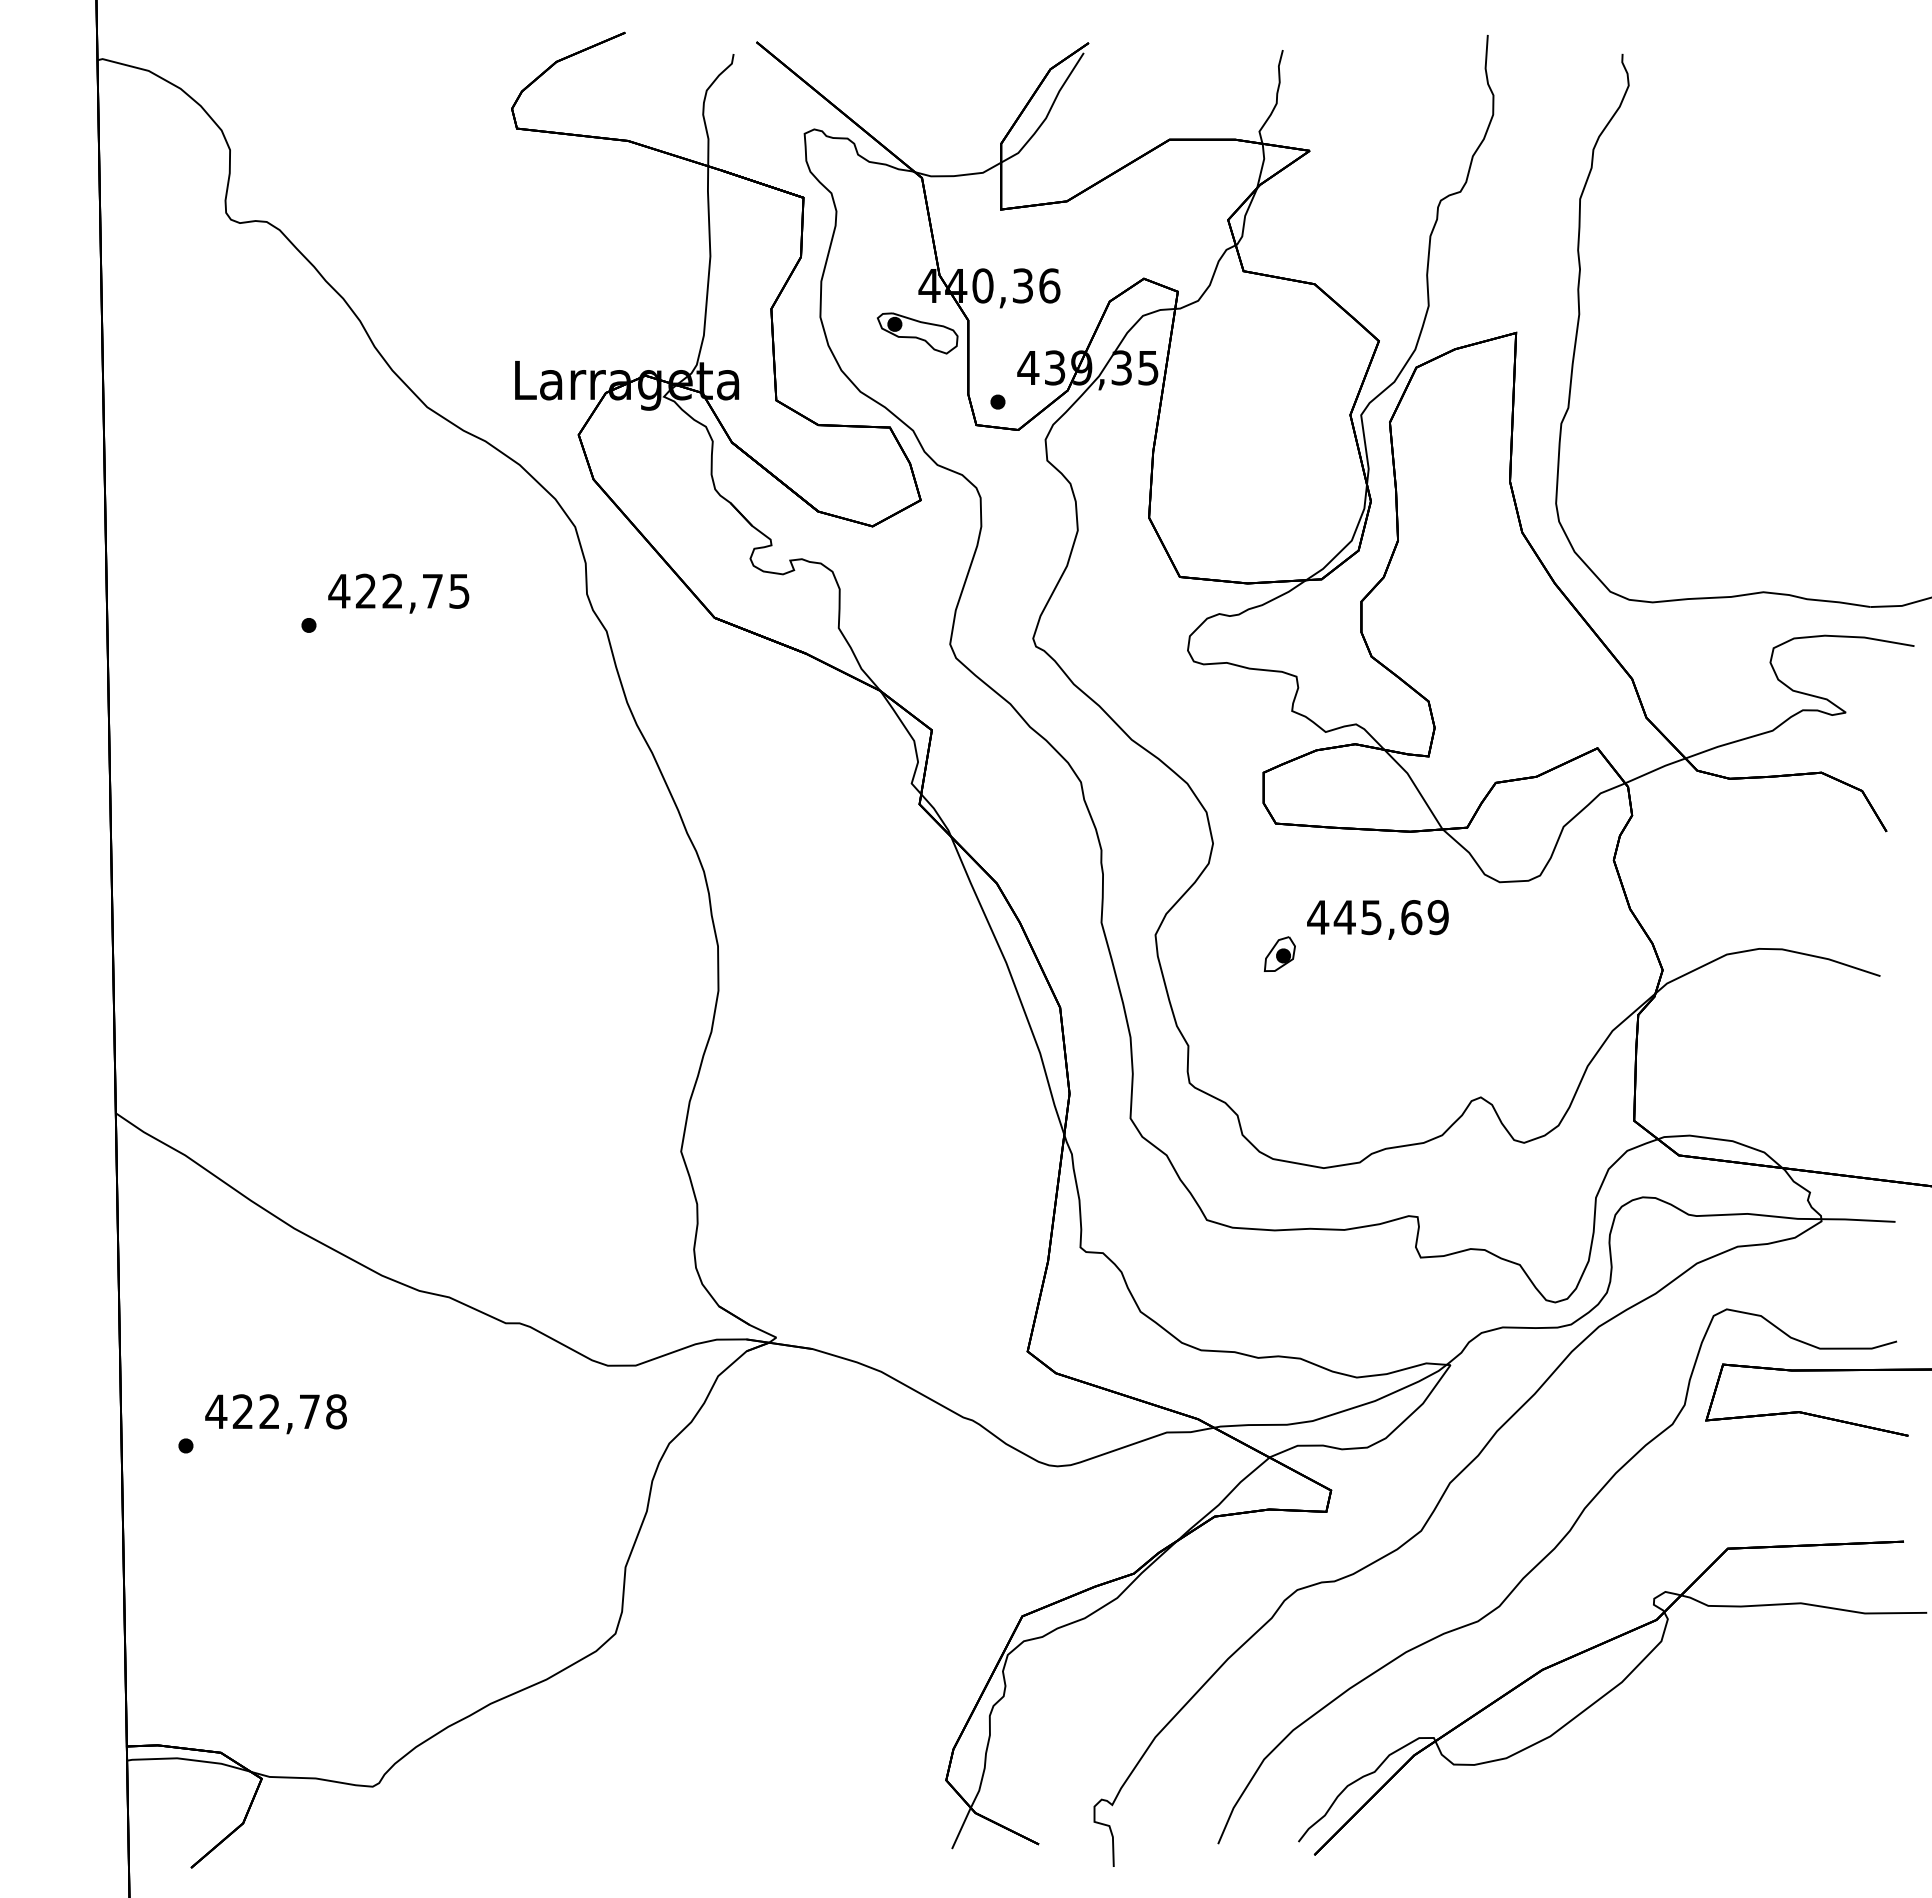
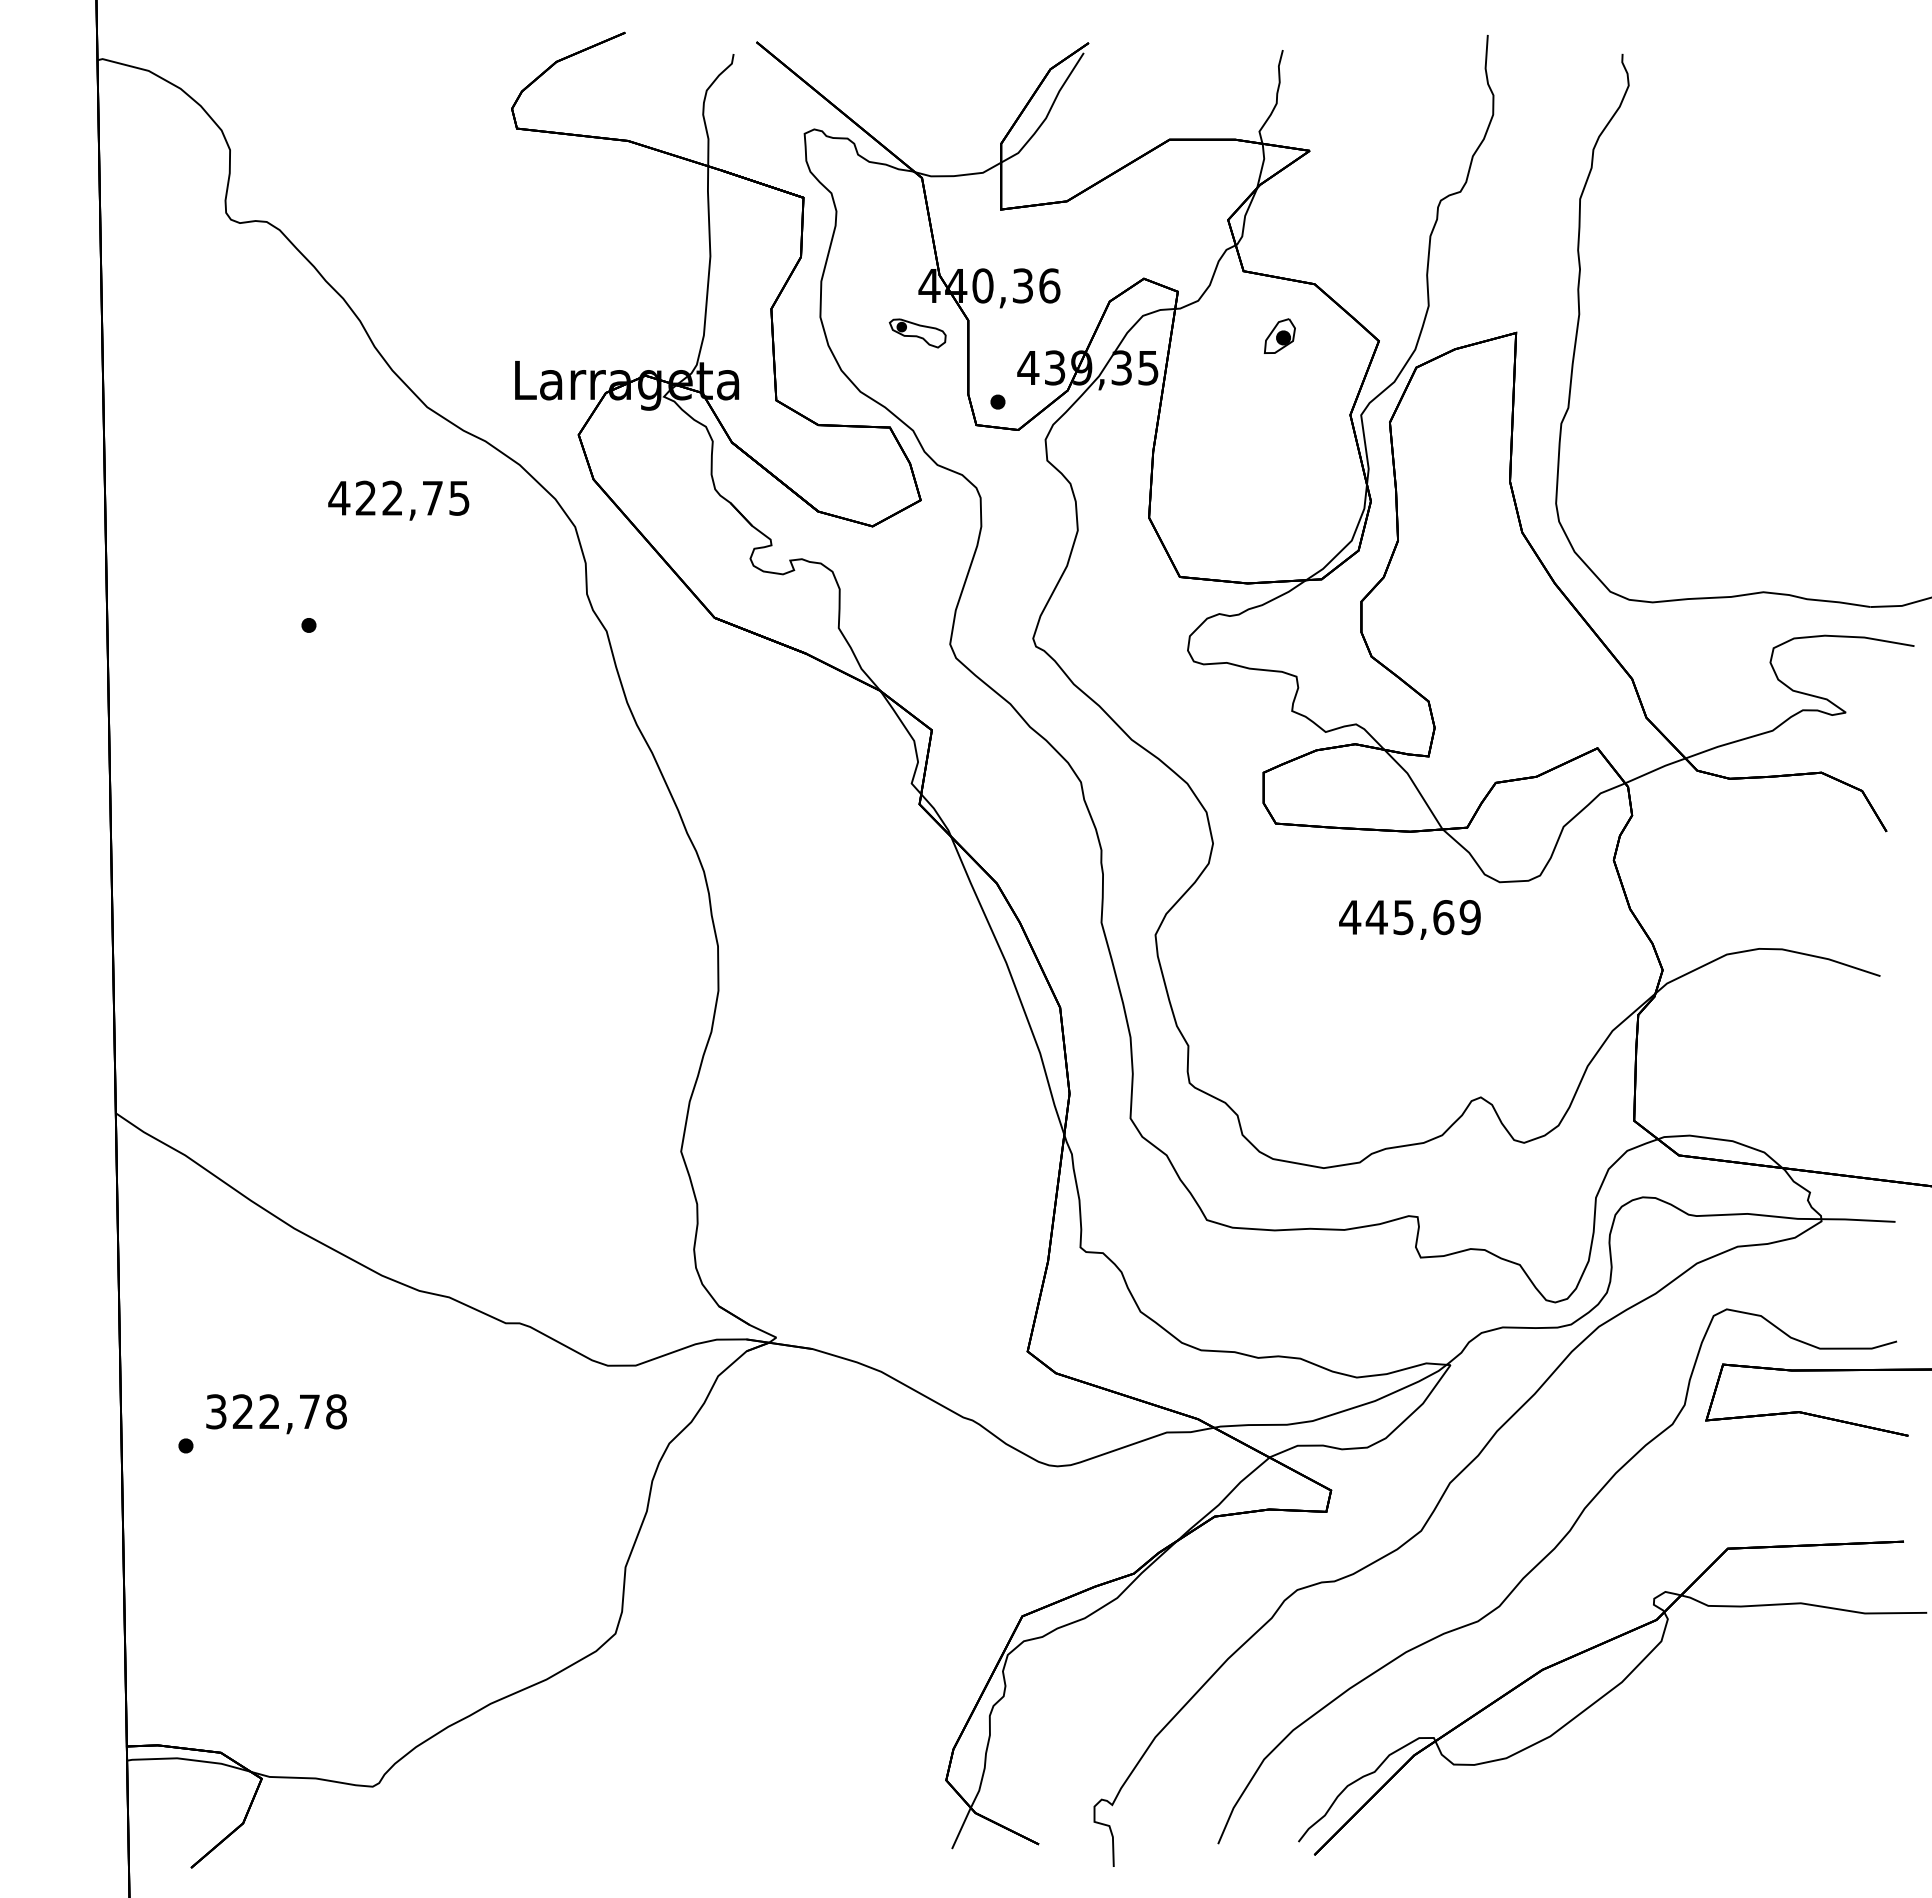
part size: 82x43 px -> 59x31 px (917, 333)
text position: (398, 593) -> (398, 500) (398, 500)
text position: (1377, 919) -> (1409, 919) (1409, 919)
part position: (1279, 953) -> (1279, 335) (1279, 335)
text: 422,78 -> 322,78 (216, 1411)
